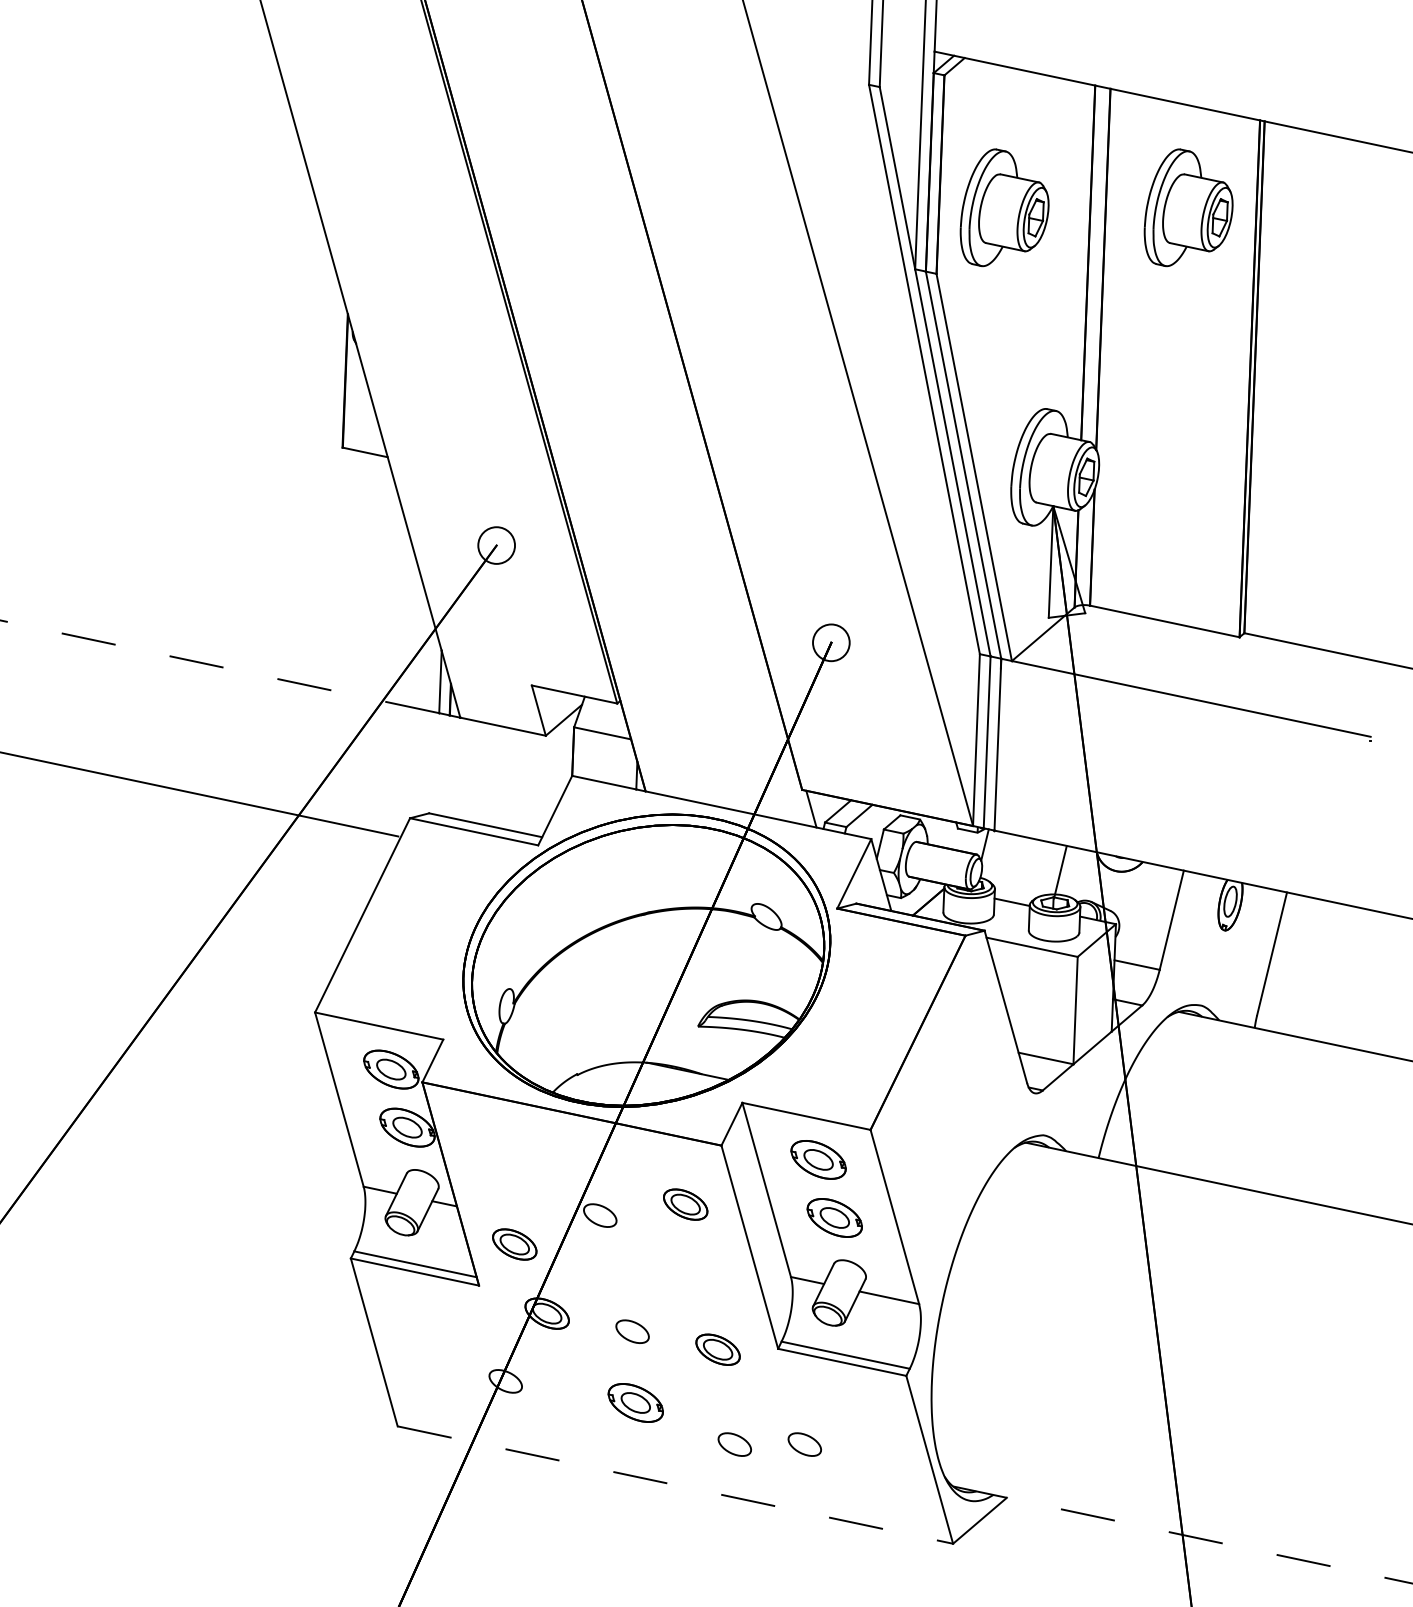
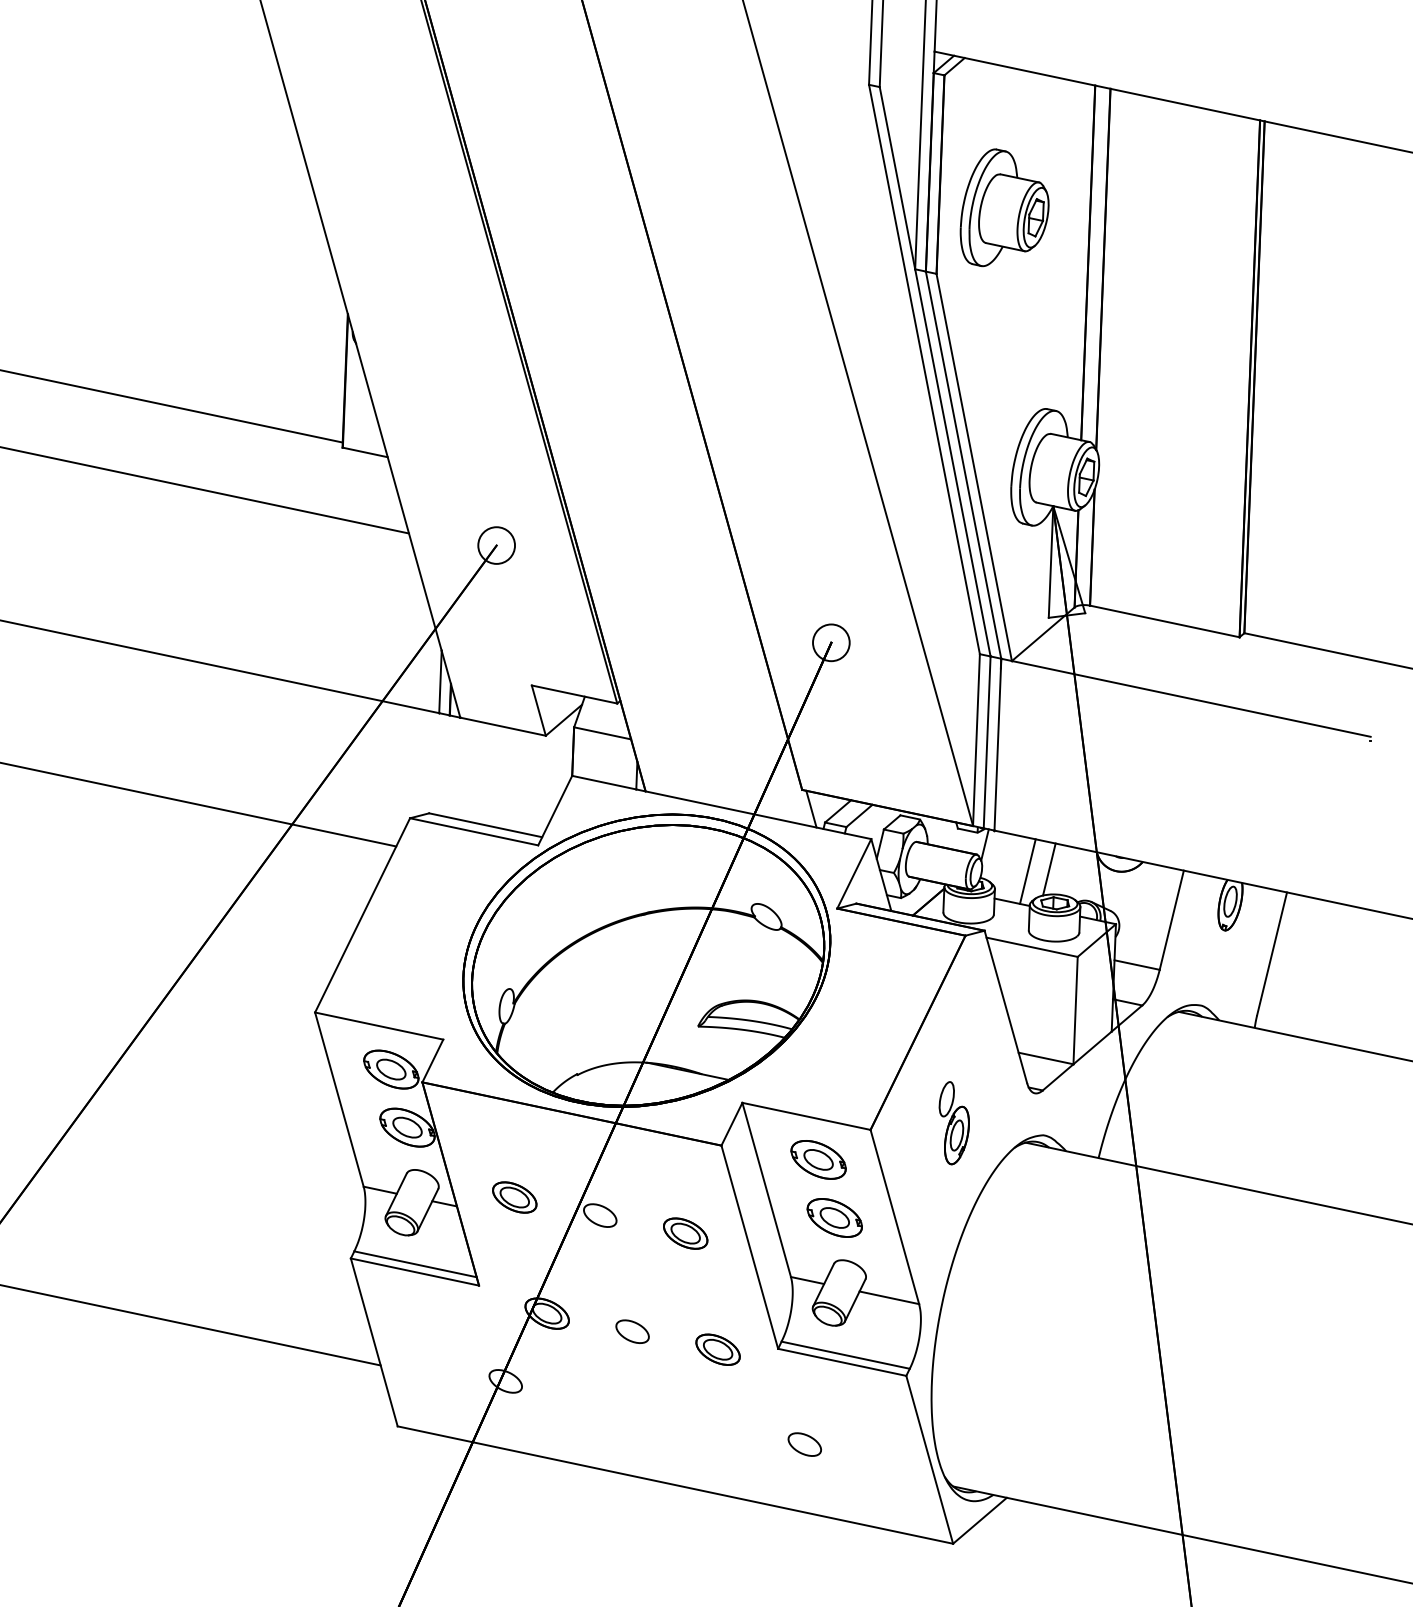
part: present -> none (1188, 207)
line: none -> present (172, 406)
line: none -> present (205, 490)
line: dashed -> solid (220, 666)
line position: (200, 794) -> (199, 804) (199, 804)
line: none -> present (1027, 871)
line position: (1060, 872) -> (1049, 869) (1049, 869)
part: none -> present (953, 1123)
part position: (685, 1204) -> (685, 1233) (685, 1233)
part position: (514, 1244) -> (514, 1197) (514, 1197)
line: none -> present (191, 1325)
part: present -> none (635, 1402)
part: present -> none (734, 1444)
line: dashed -> solid (675, 1485)
line: dashed -> solid (1182, 1535)
